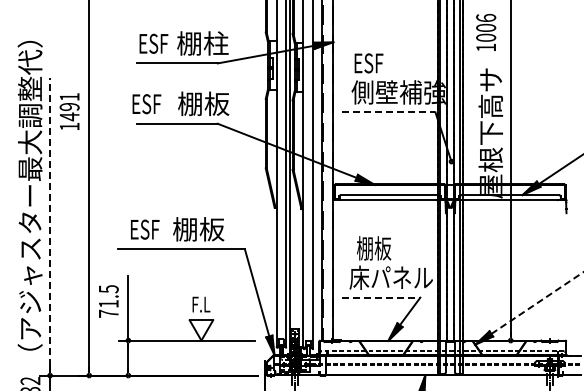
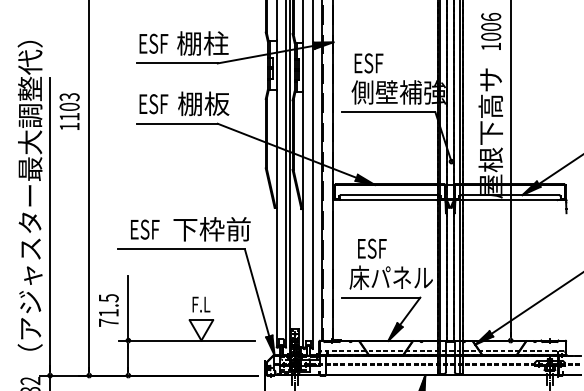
text position: (486, 32) -> (491, 31) (491, 31)
text position: (146, 104) -> (153, 104) (153, 104)
text: 1491 -> 1103 (69, 107)
line: dashed -> solid (388, 112)
line: dashed -> solid (50, 222)
text: 棚板 -> 下枠前 (211, 229)
text: 棚板 -> ESF (373, 248)
line: dashed -> solid (381, 297)
text position: (108, 301) -> (108, 310) (108, 310)
line: dashed -> solid (537, 302)
